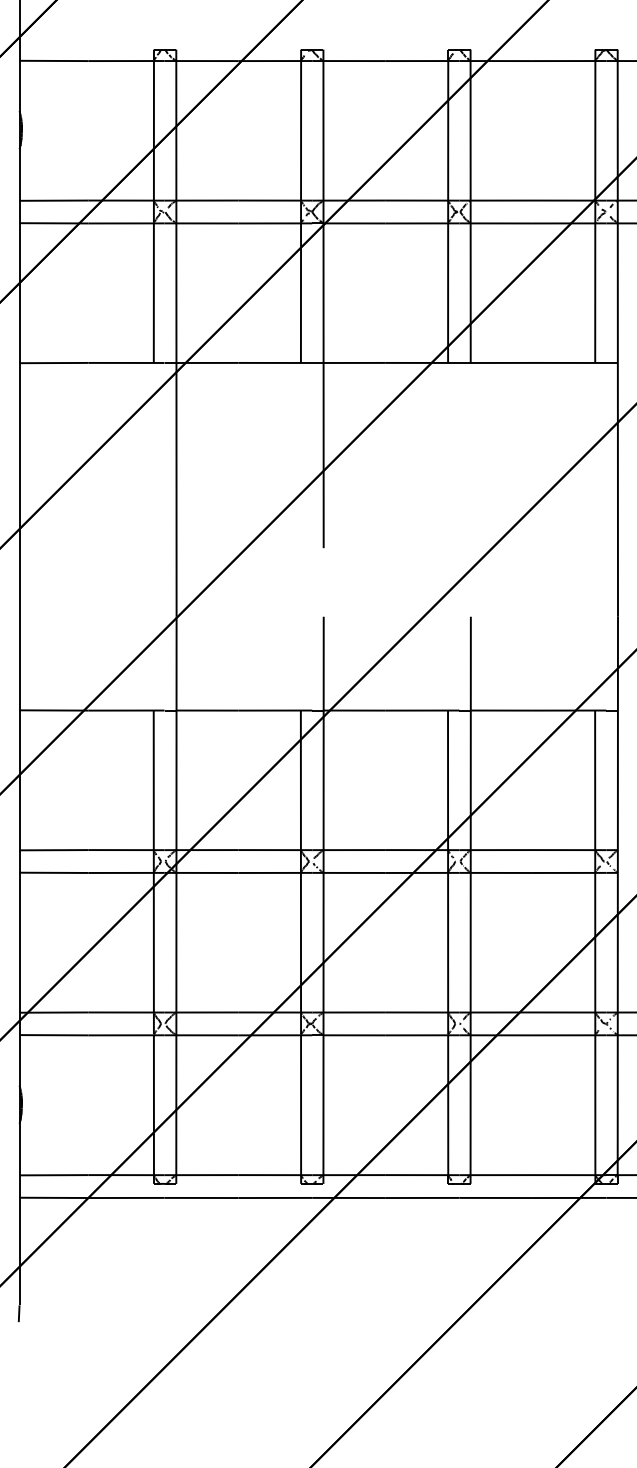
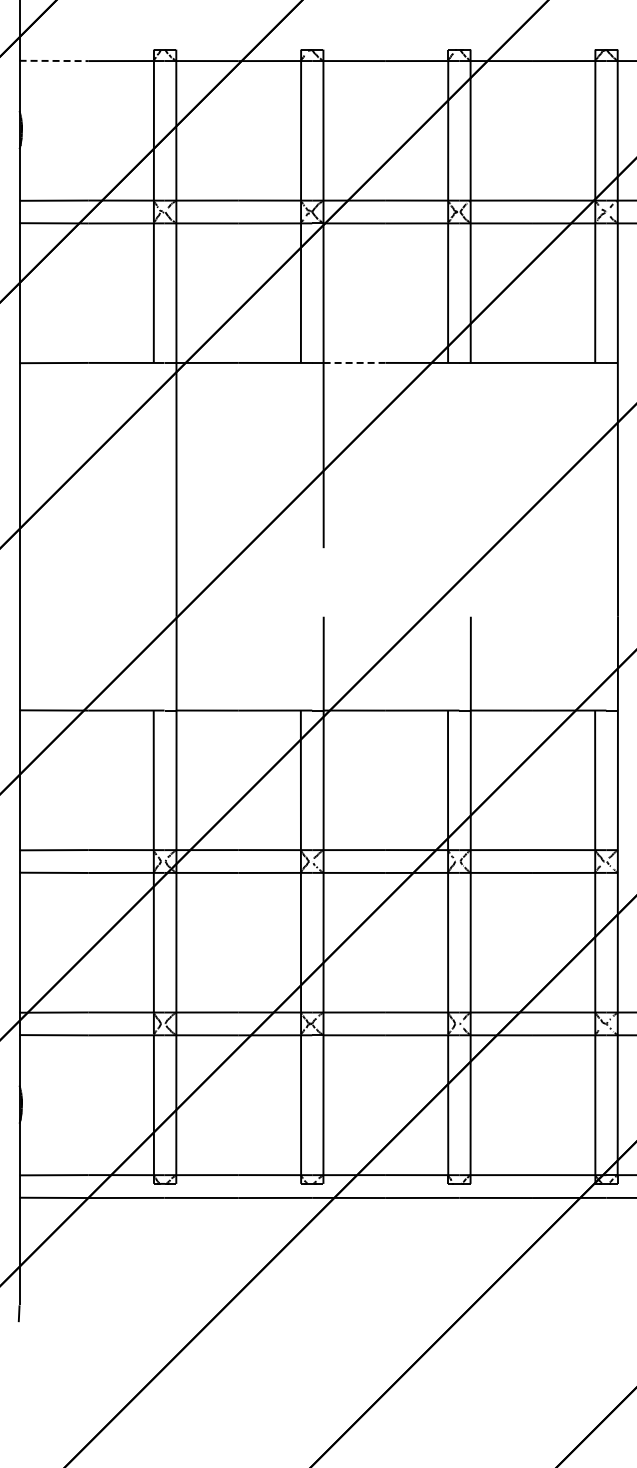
line: solid -> dashed (54, 60)
line: solid -> dashed (355, 362)
